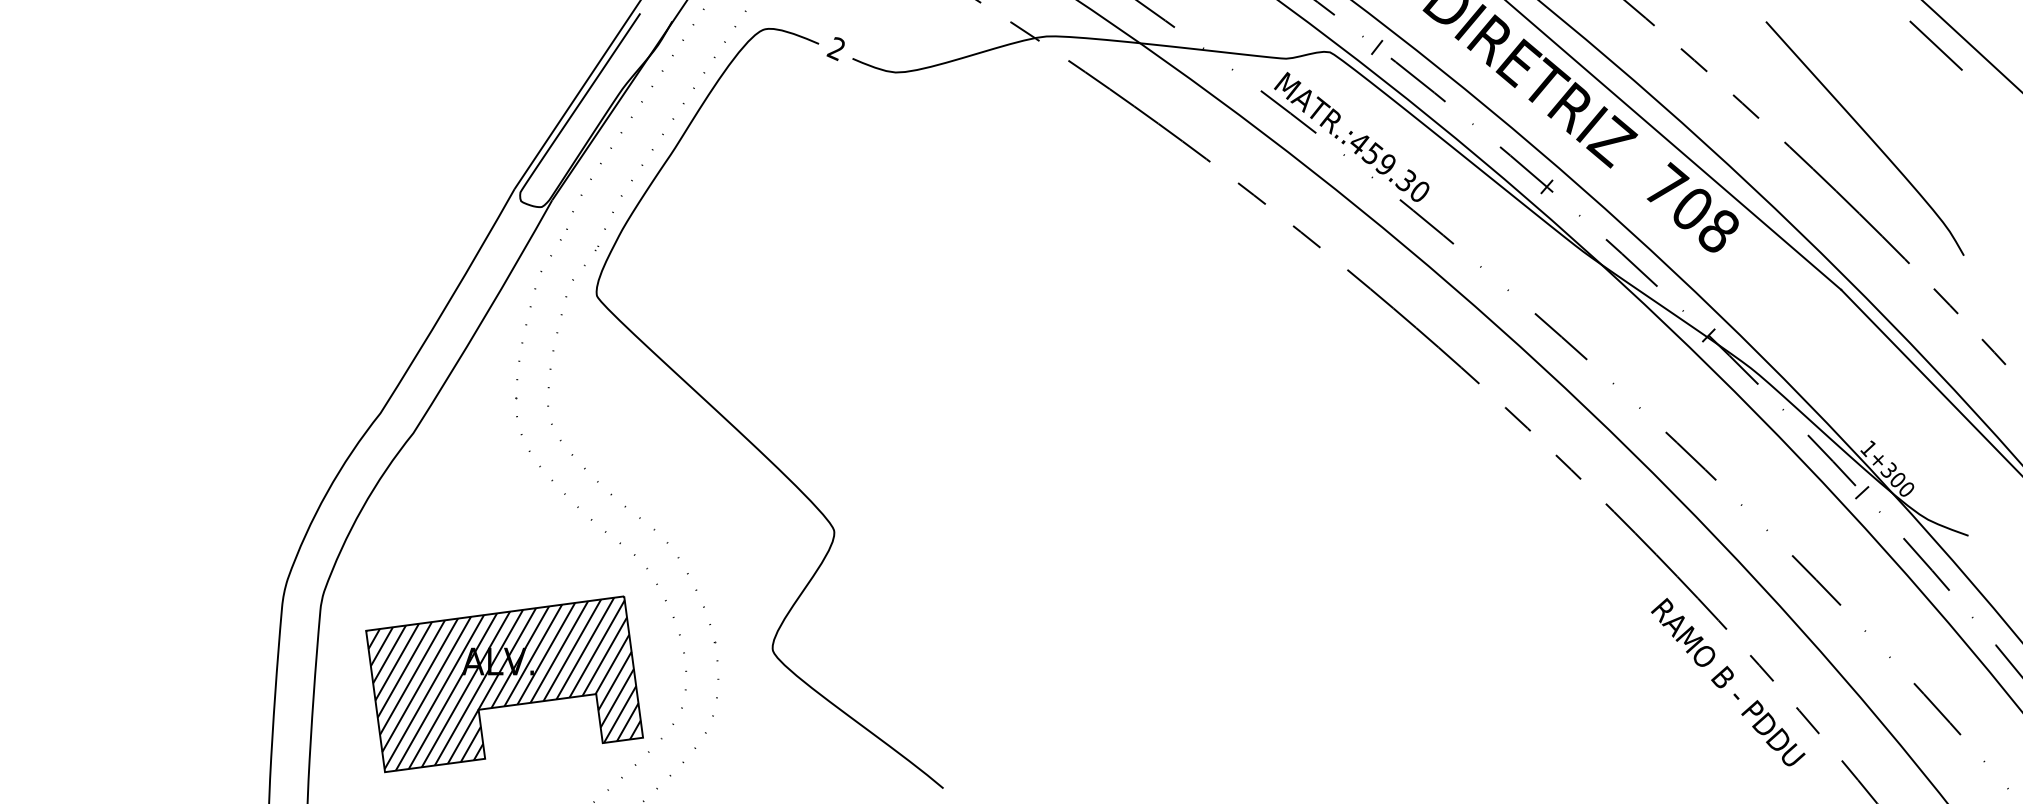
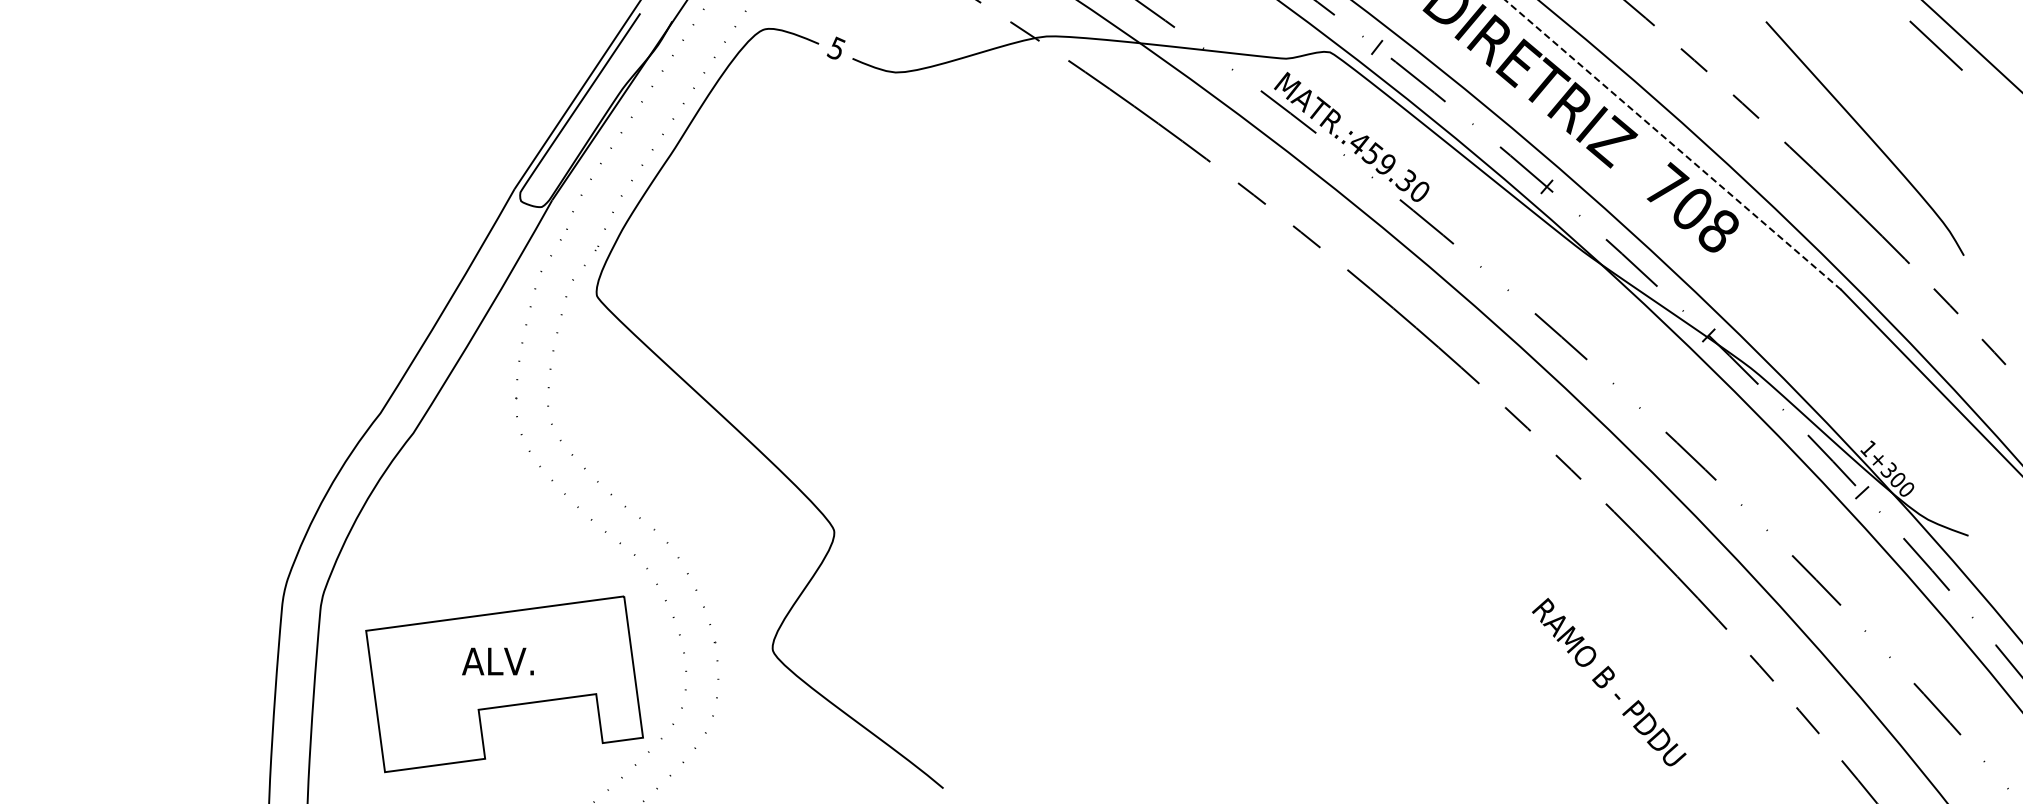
text: 2 -> 5 (835, 48)
line: solid -> dashed (1673, 144)
text position: (1728, 682) -> (1609, 682) (1609, 682)
hatch: present -> none (504, 683)
